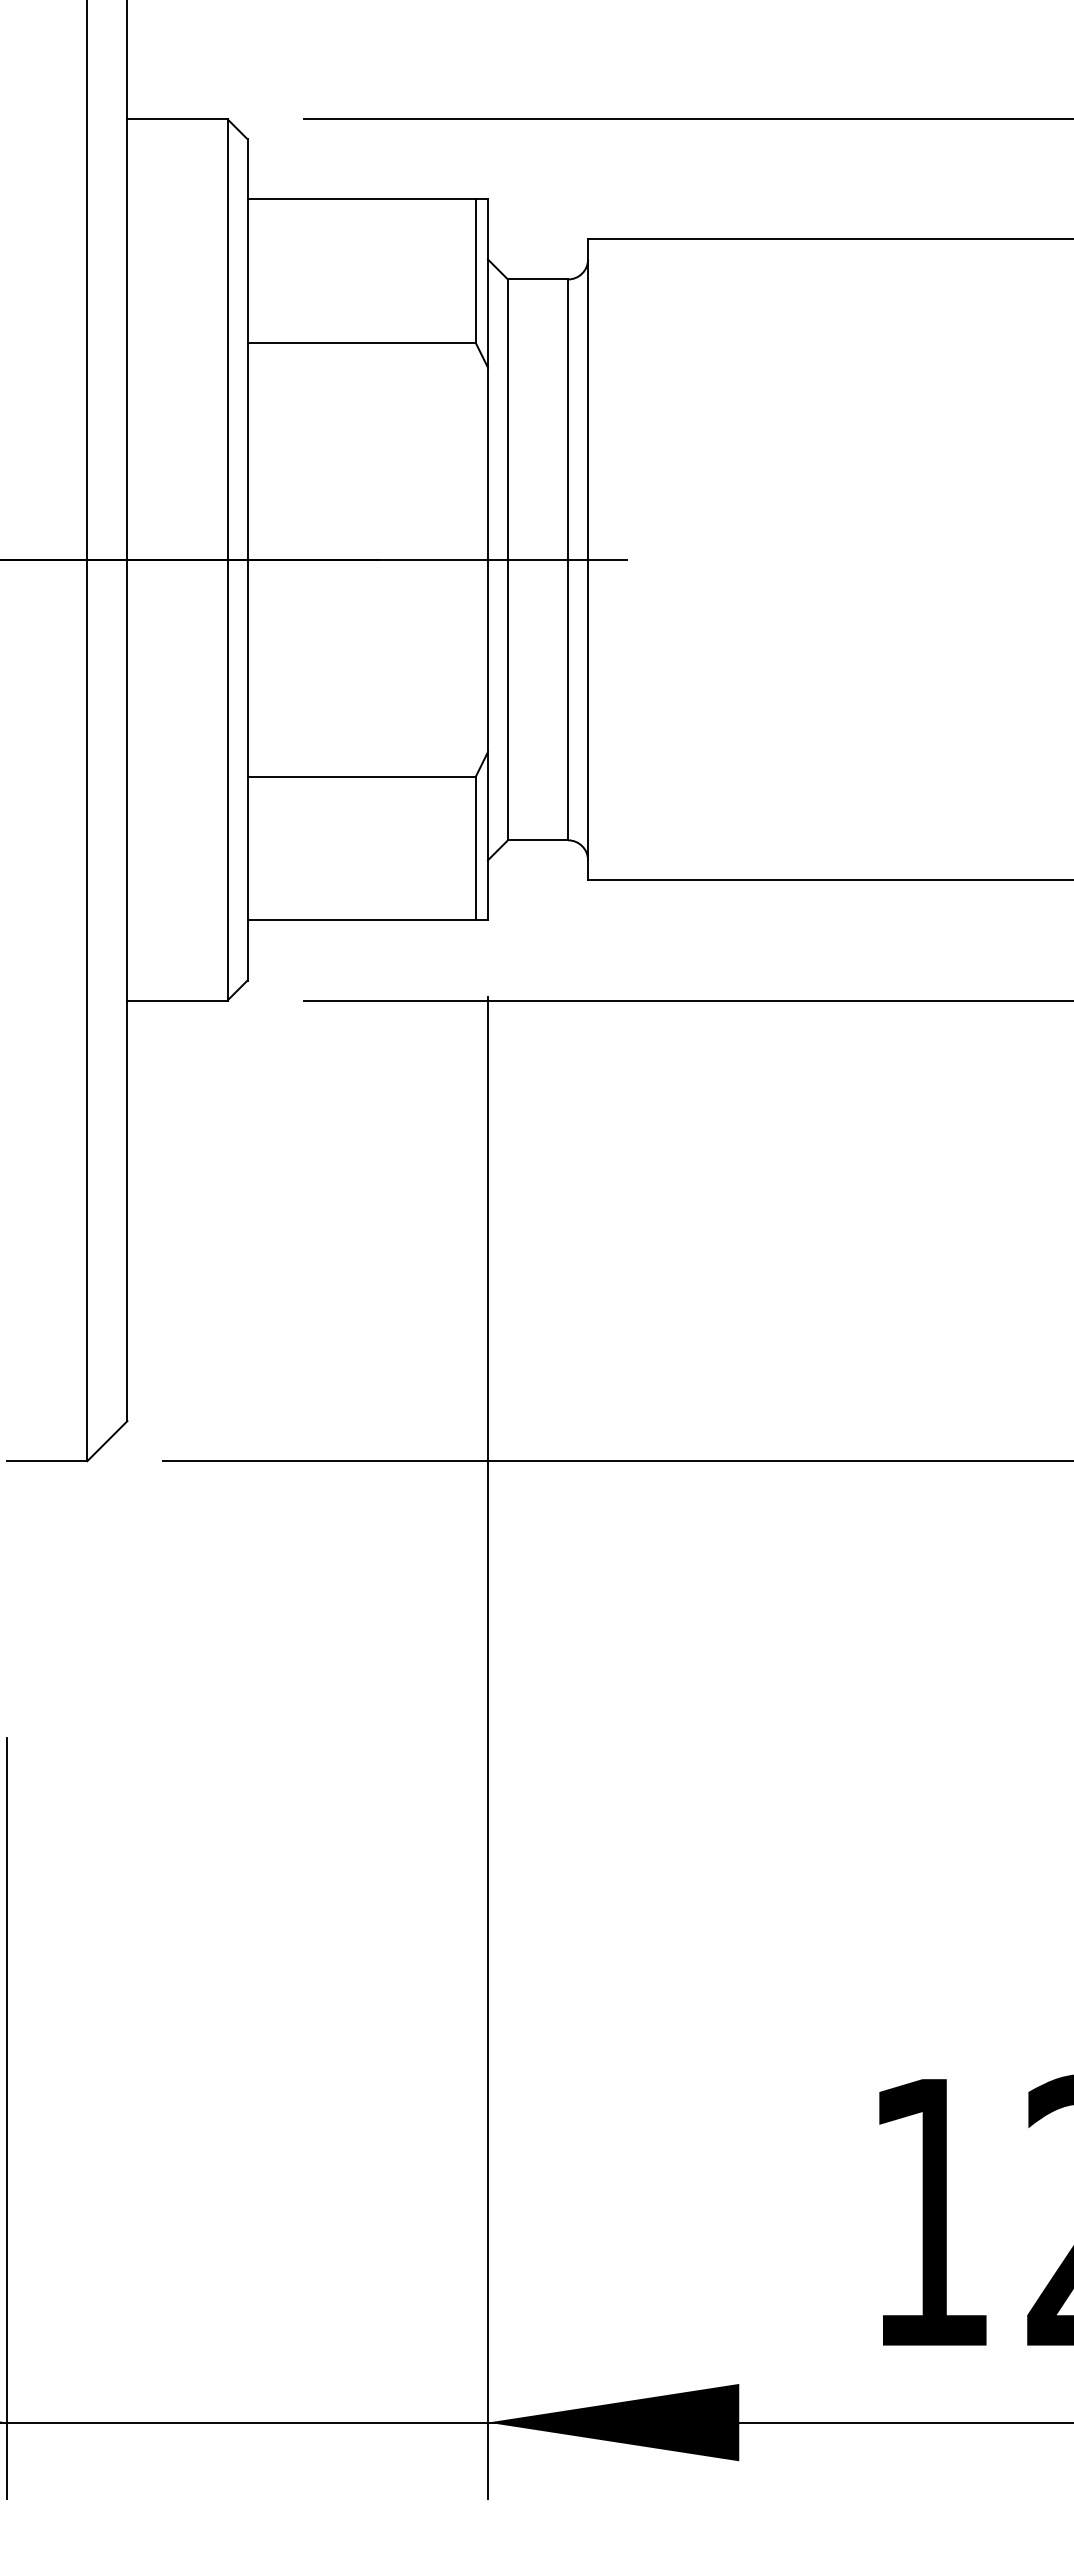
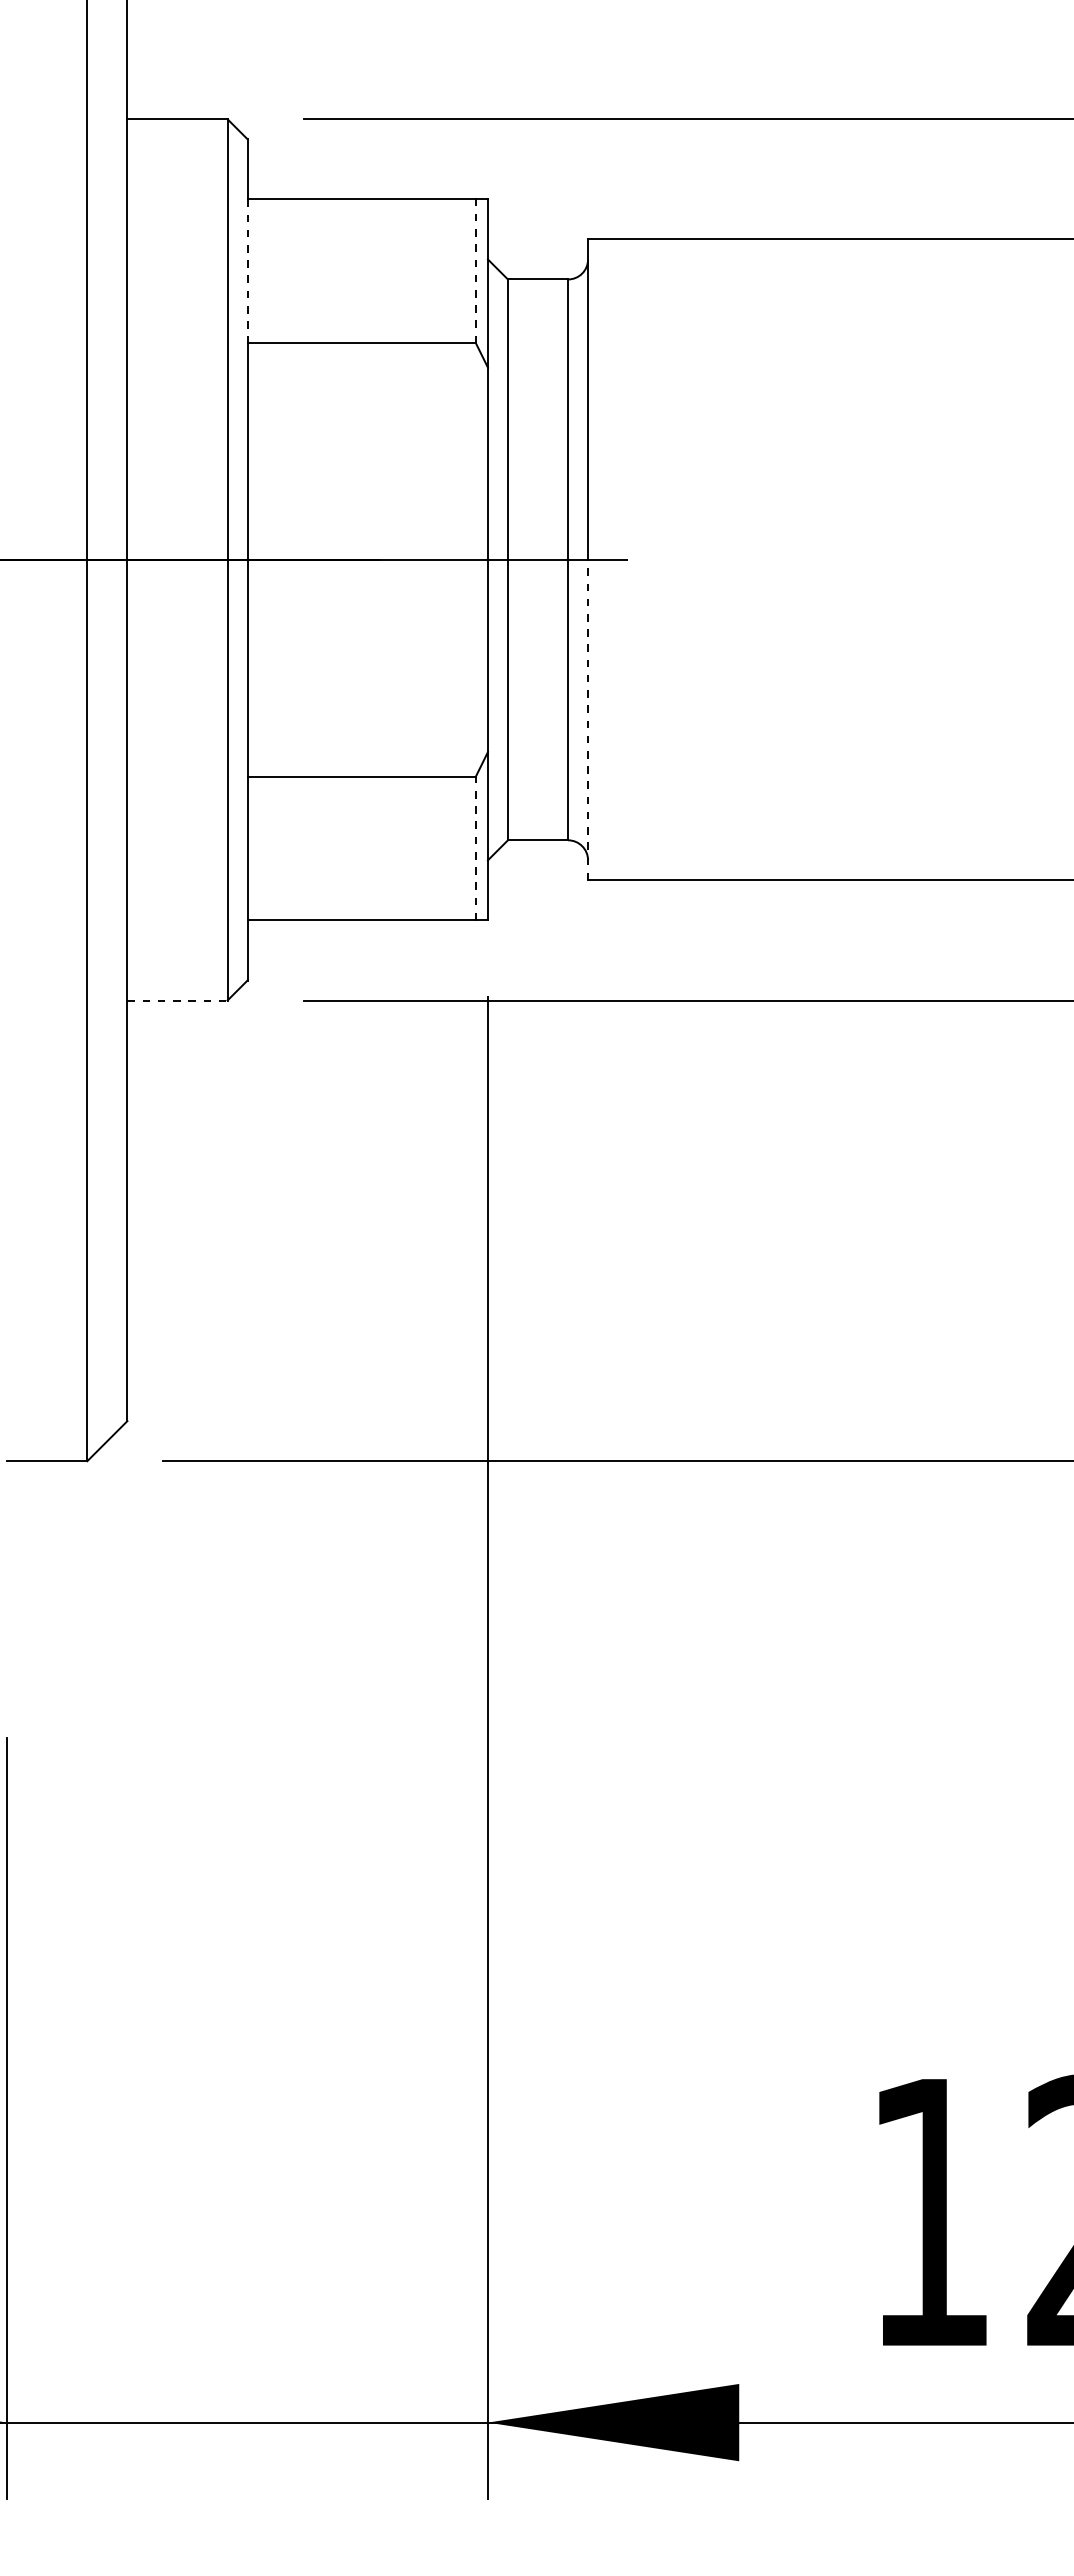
line: solid -> dashed (247, 271)
line: solid -> dashed (475, 271)
line: solid -> dashed (588, 719)
line: solid -> dashed (475, 848)
line: solid -> dashed (177, 1000)
